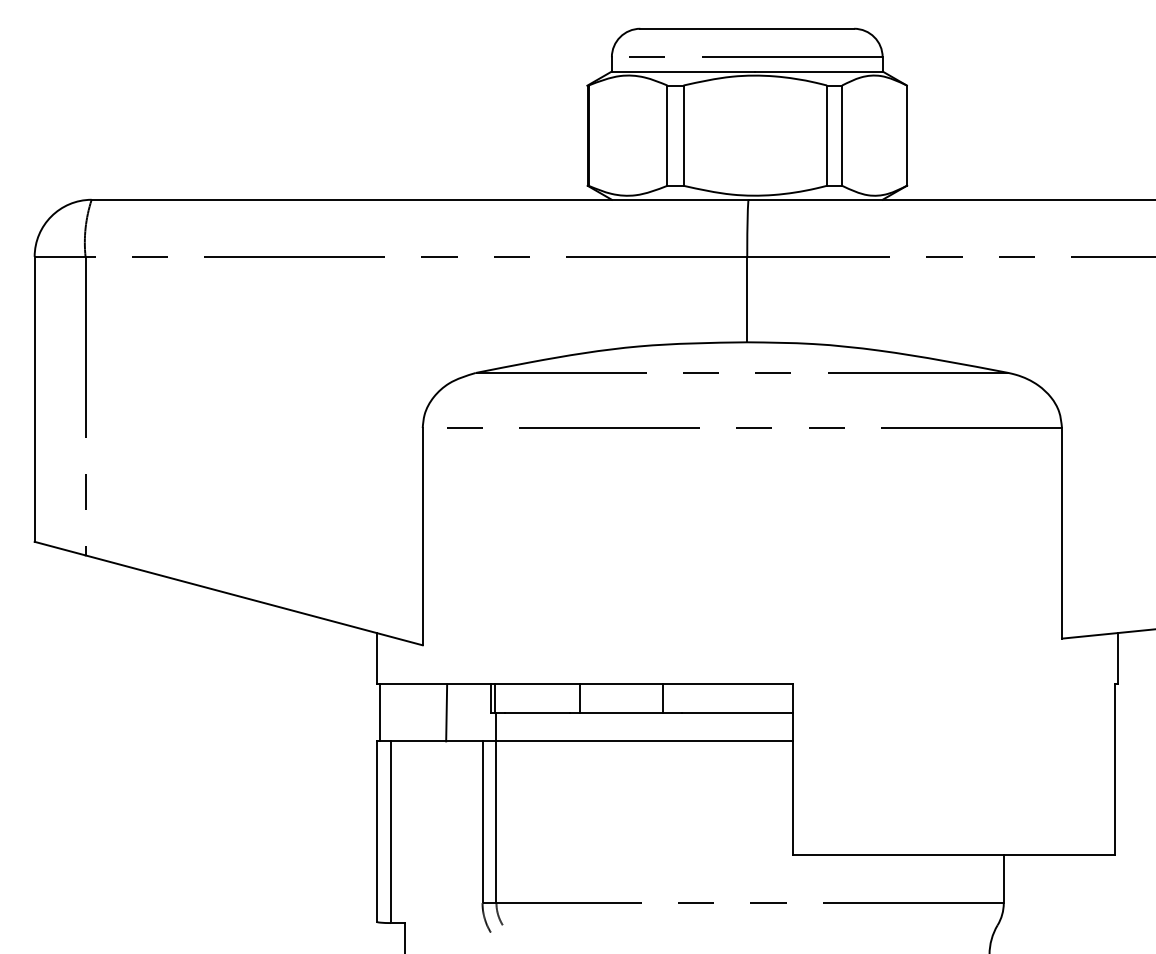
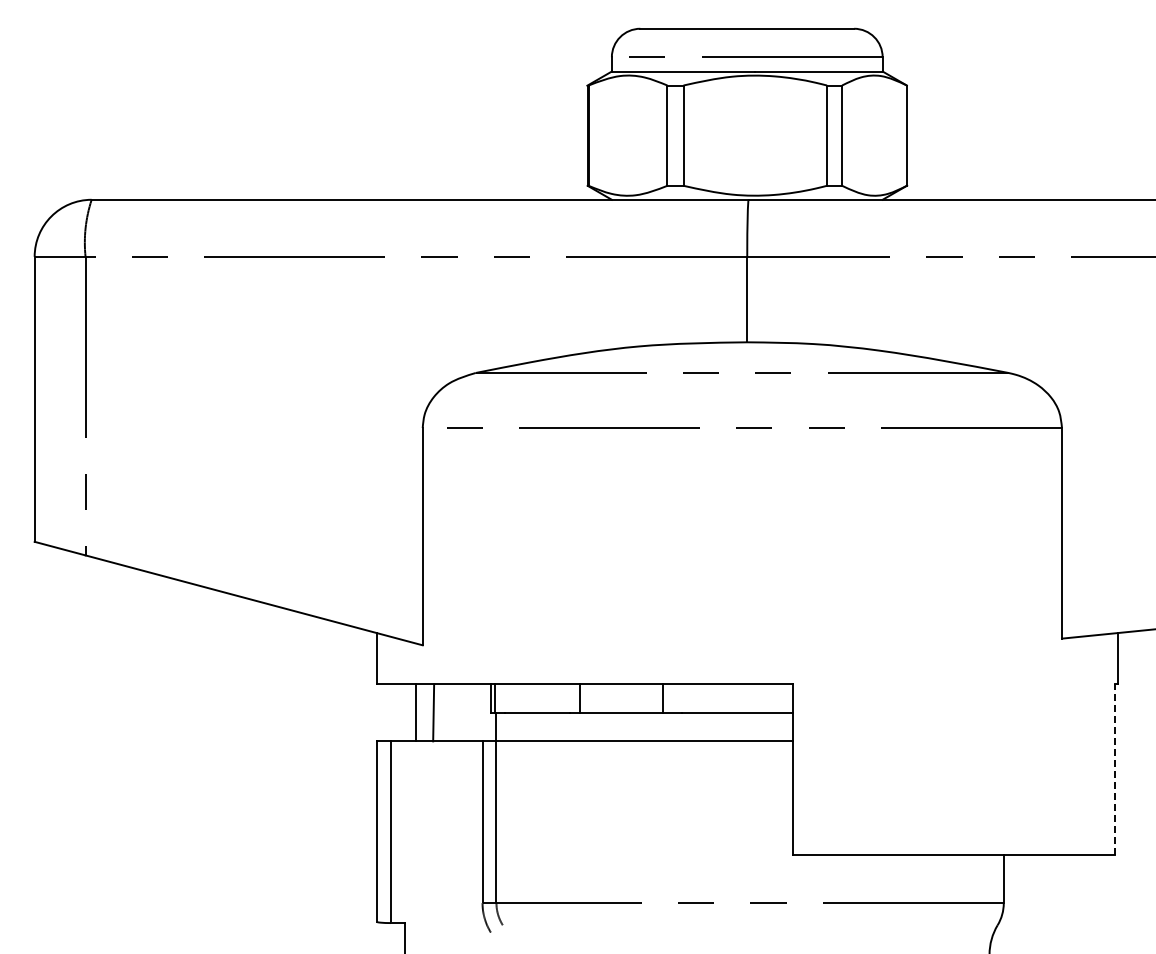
line position: (379, 712) -> (415, 712) (415, 712)
line position: (446, 712) -> (433, 712) (433, 712)
line: solid -> dashed (1114, 769)
